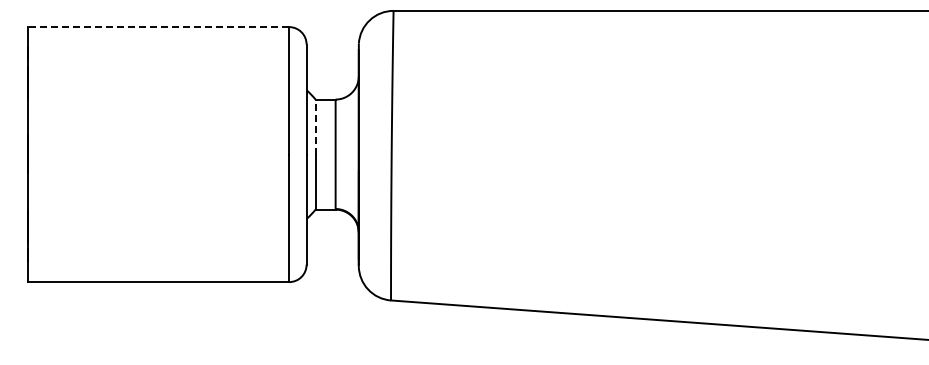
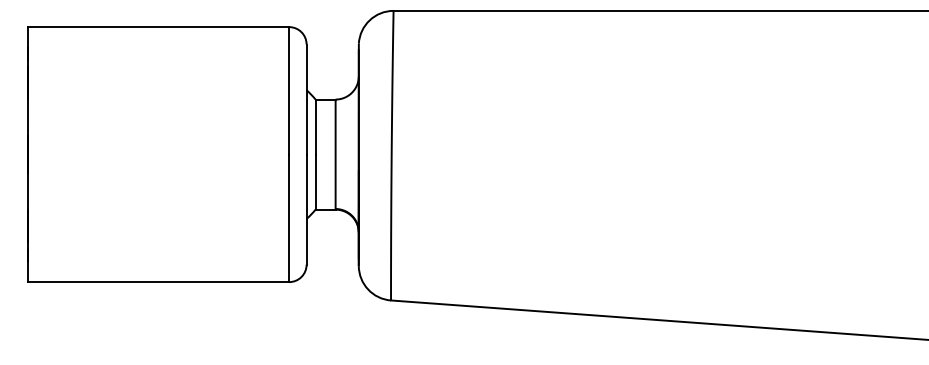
line: dashed -> solid (158, 27)
line: dashed -> solid (315, 127)
